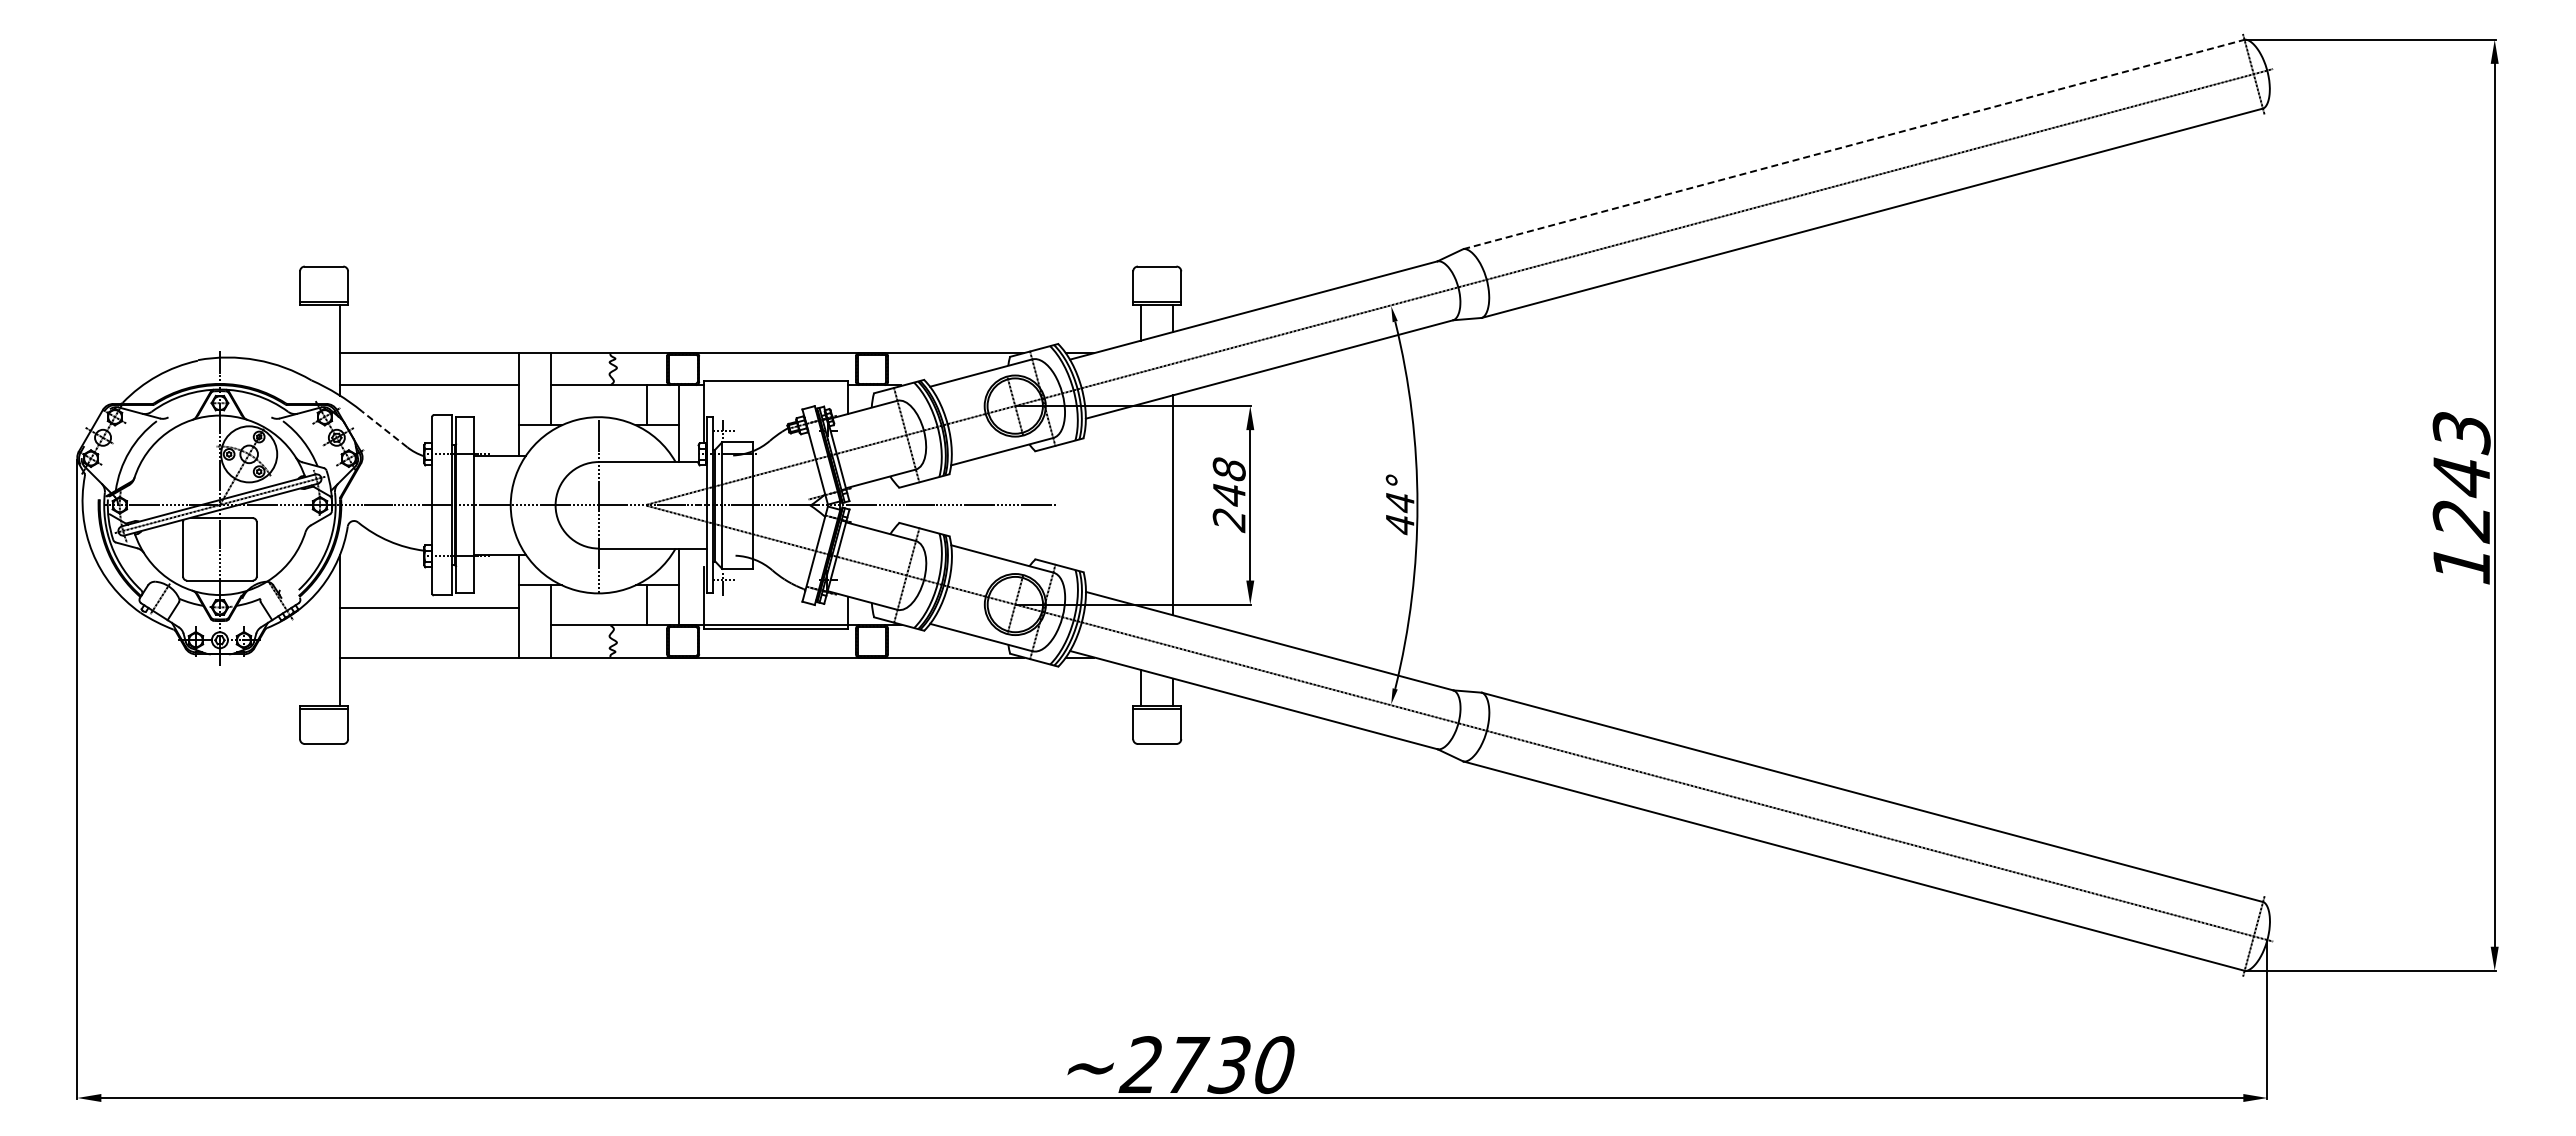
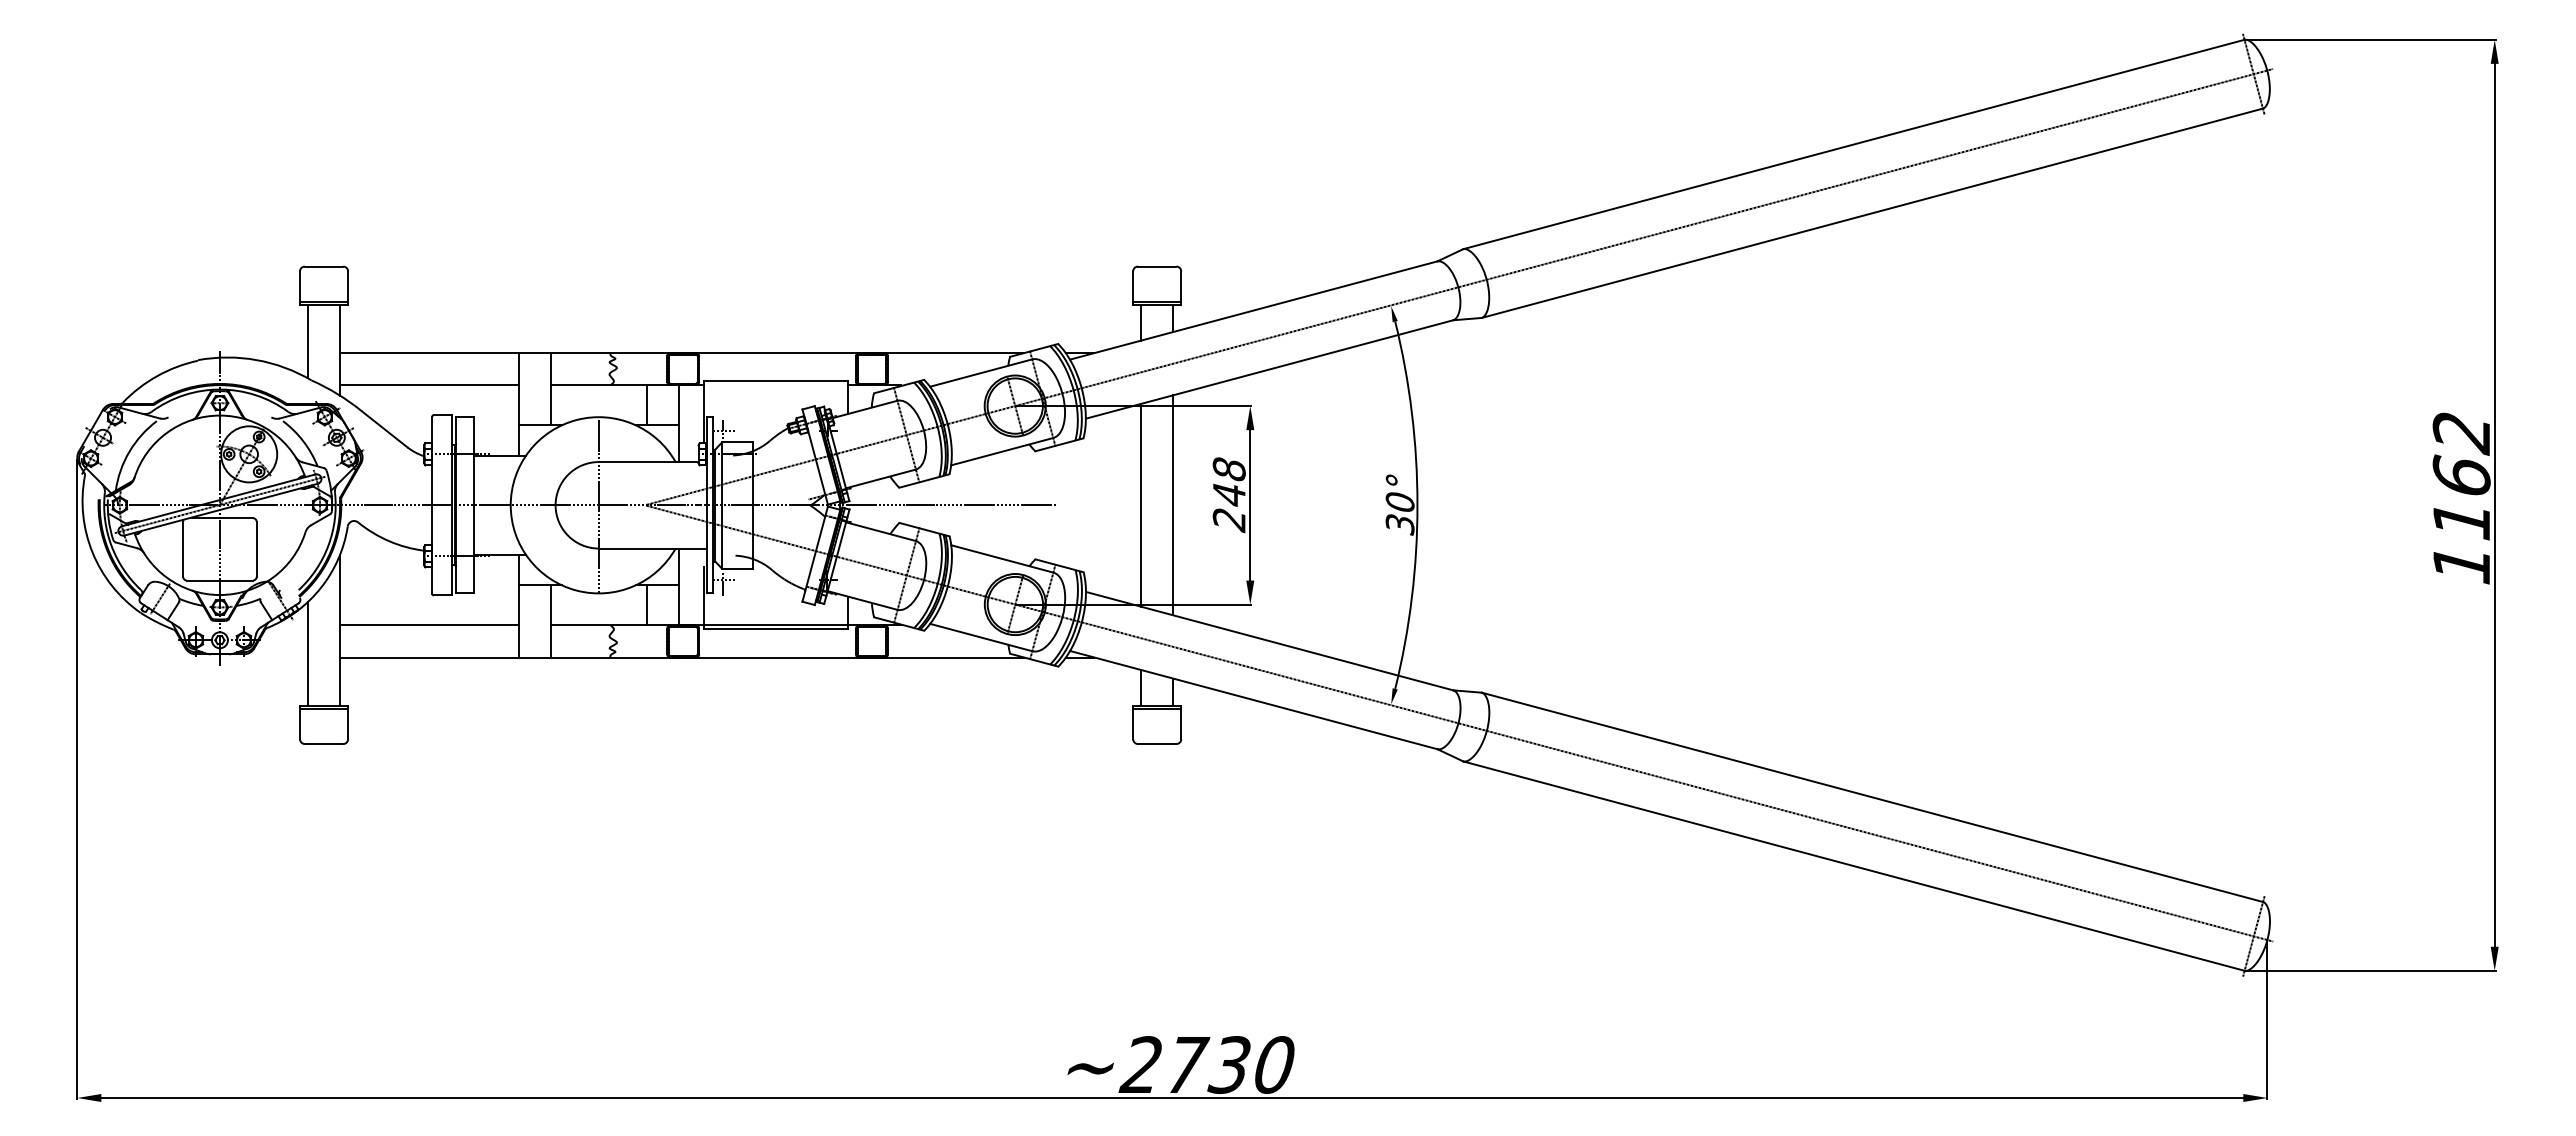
line: dashed -> solid (1854, 144)
line: none -> present (308, 341)
line: dashed -> solid (384, 429)
text: 1243 -> 1162 (2461, 478)
line: none -> present (1141, 504)
text: 44° -> 30° (1399, 513)
line position: (429, 608) -> (429, 625) (429, 625)
line: none -> present (308, 653)
